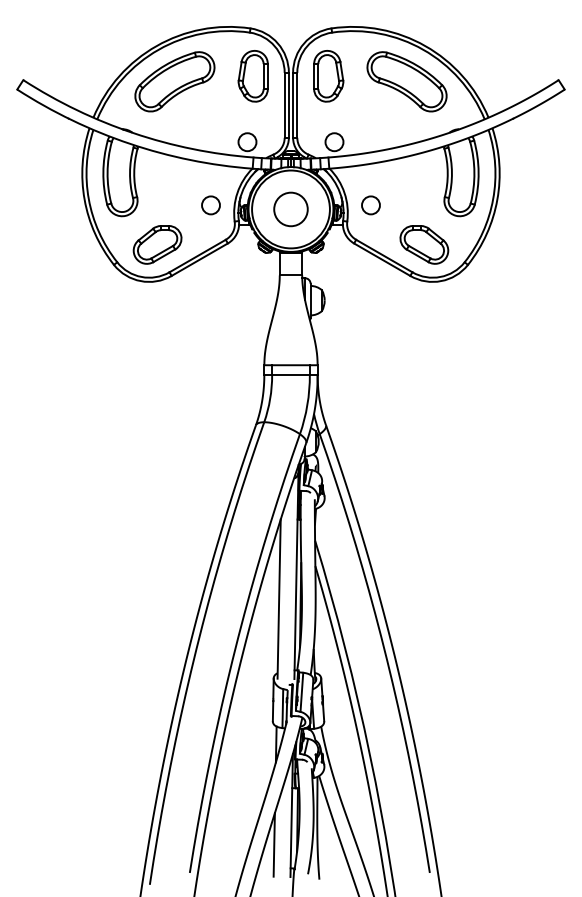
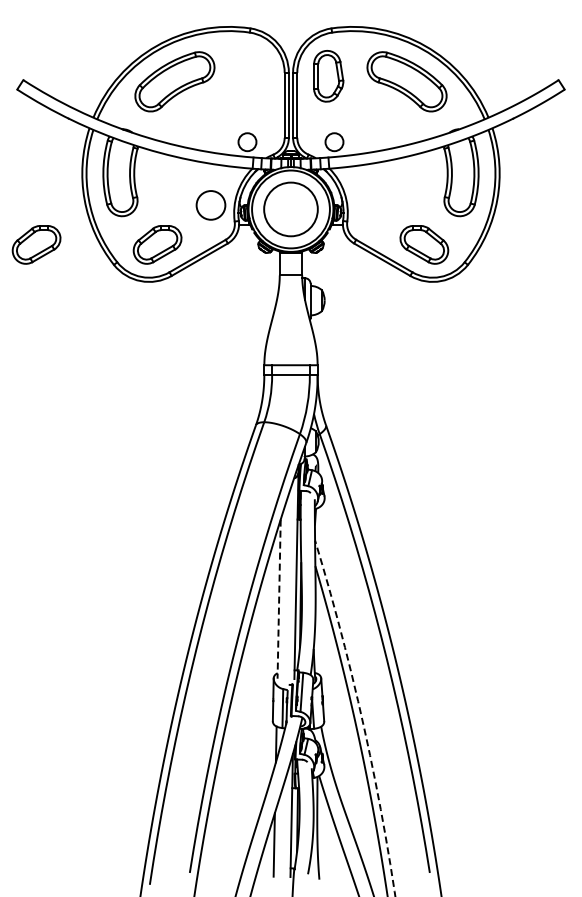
part: present -> none (252, 76)
circle diameter: 18 px -> 29 px (210, 205)
circle: present -> none (370, 205)
circle diameter: 34 px -> 54 px (290, 209)
part: none -> present (36, 244)
line: solid -> dashed (279, 599)
arc: solid -> dashed (361, 717)
